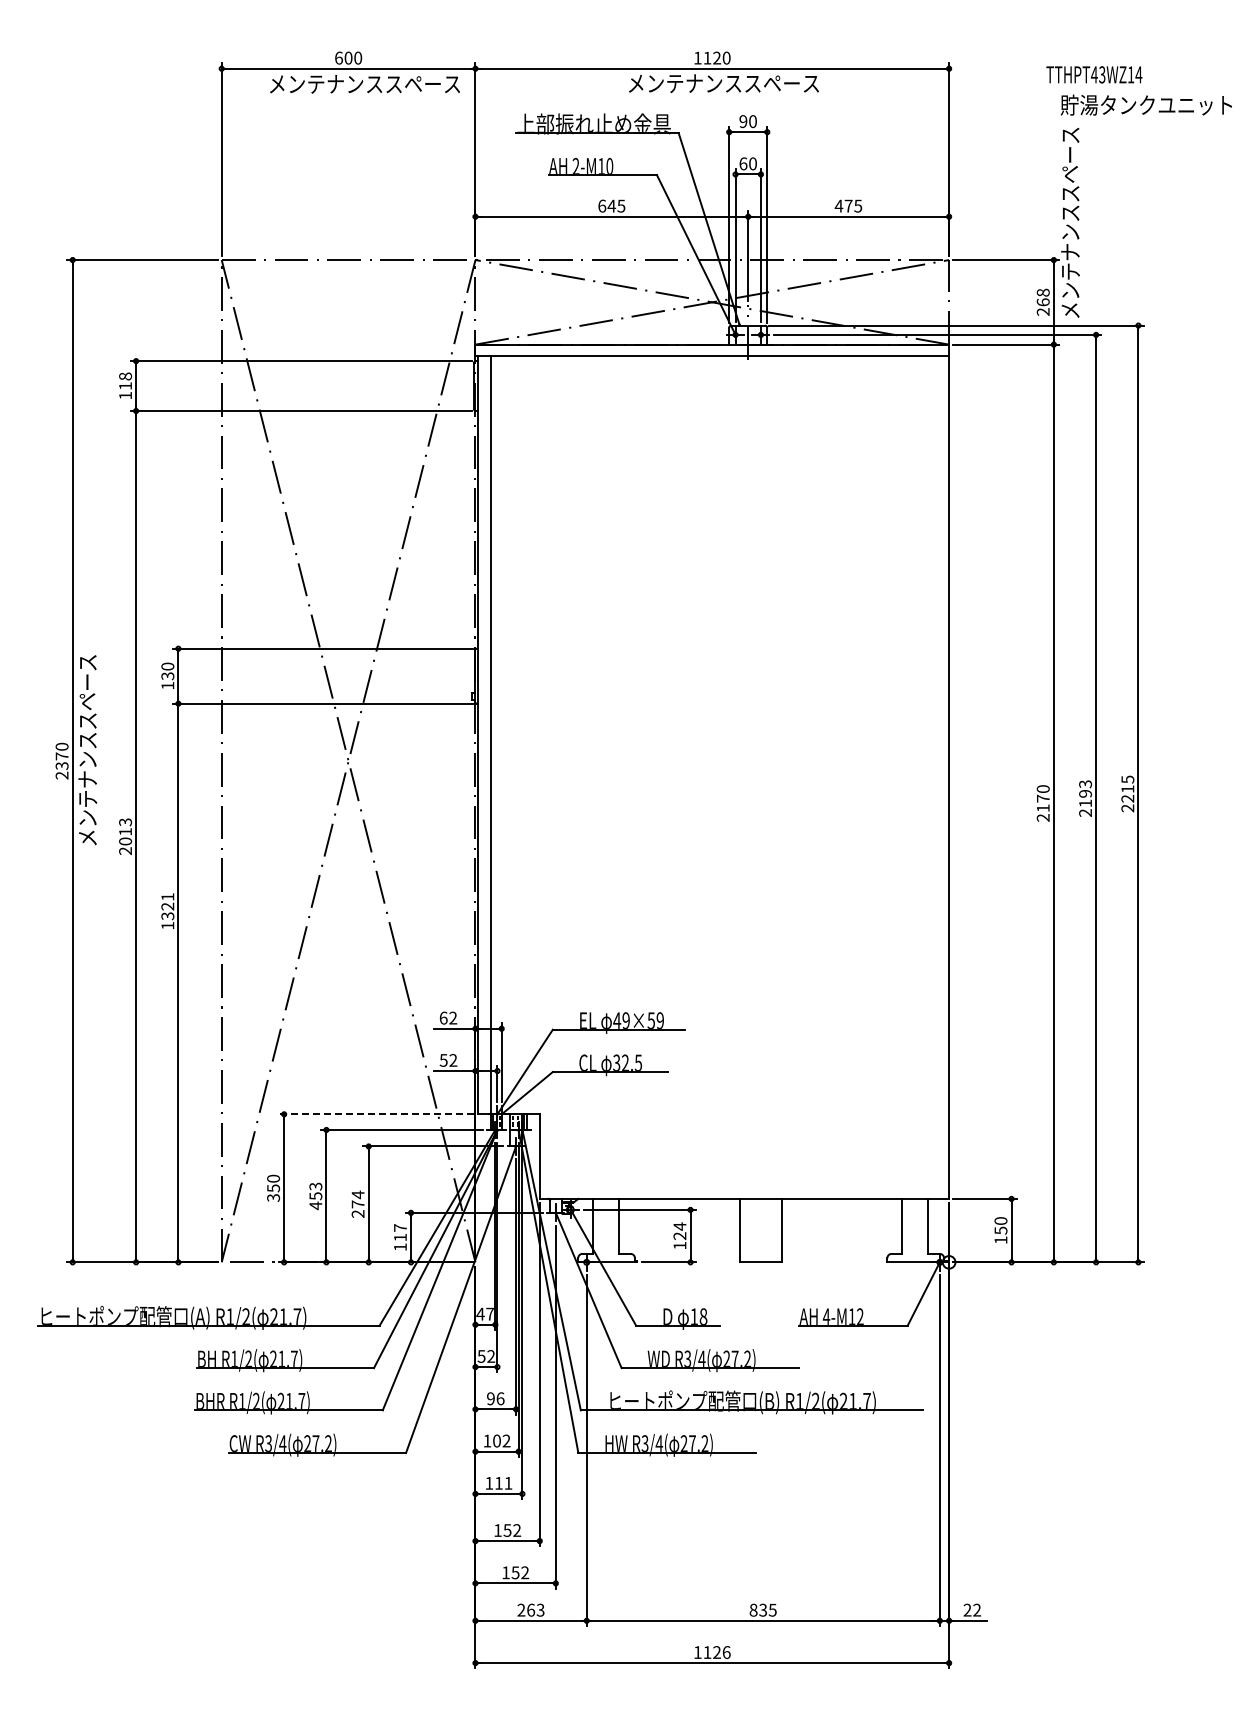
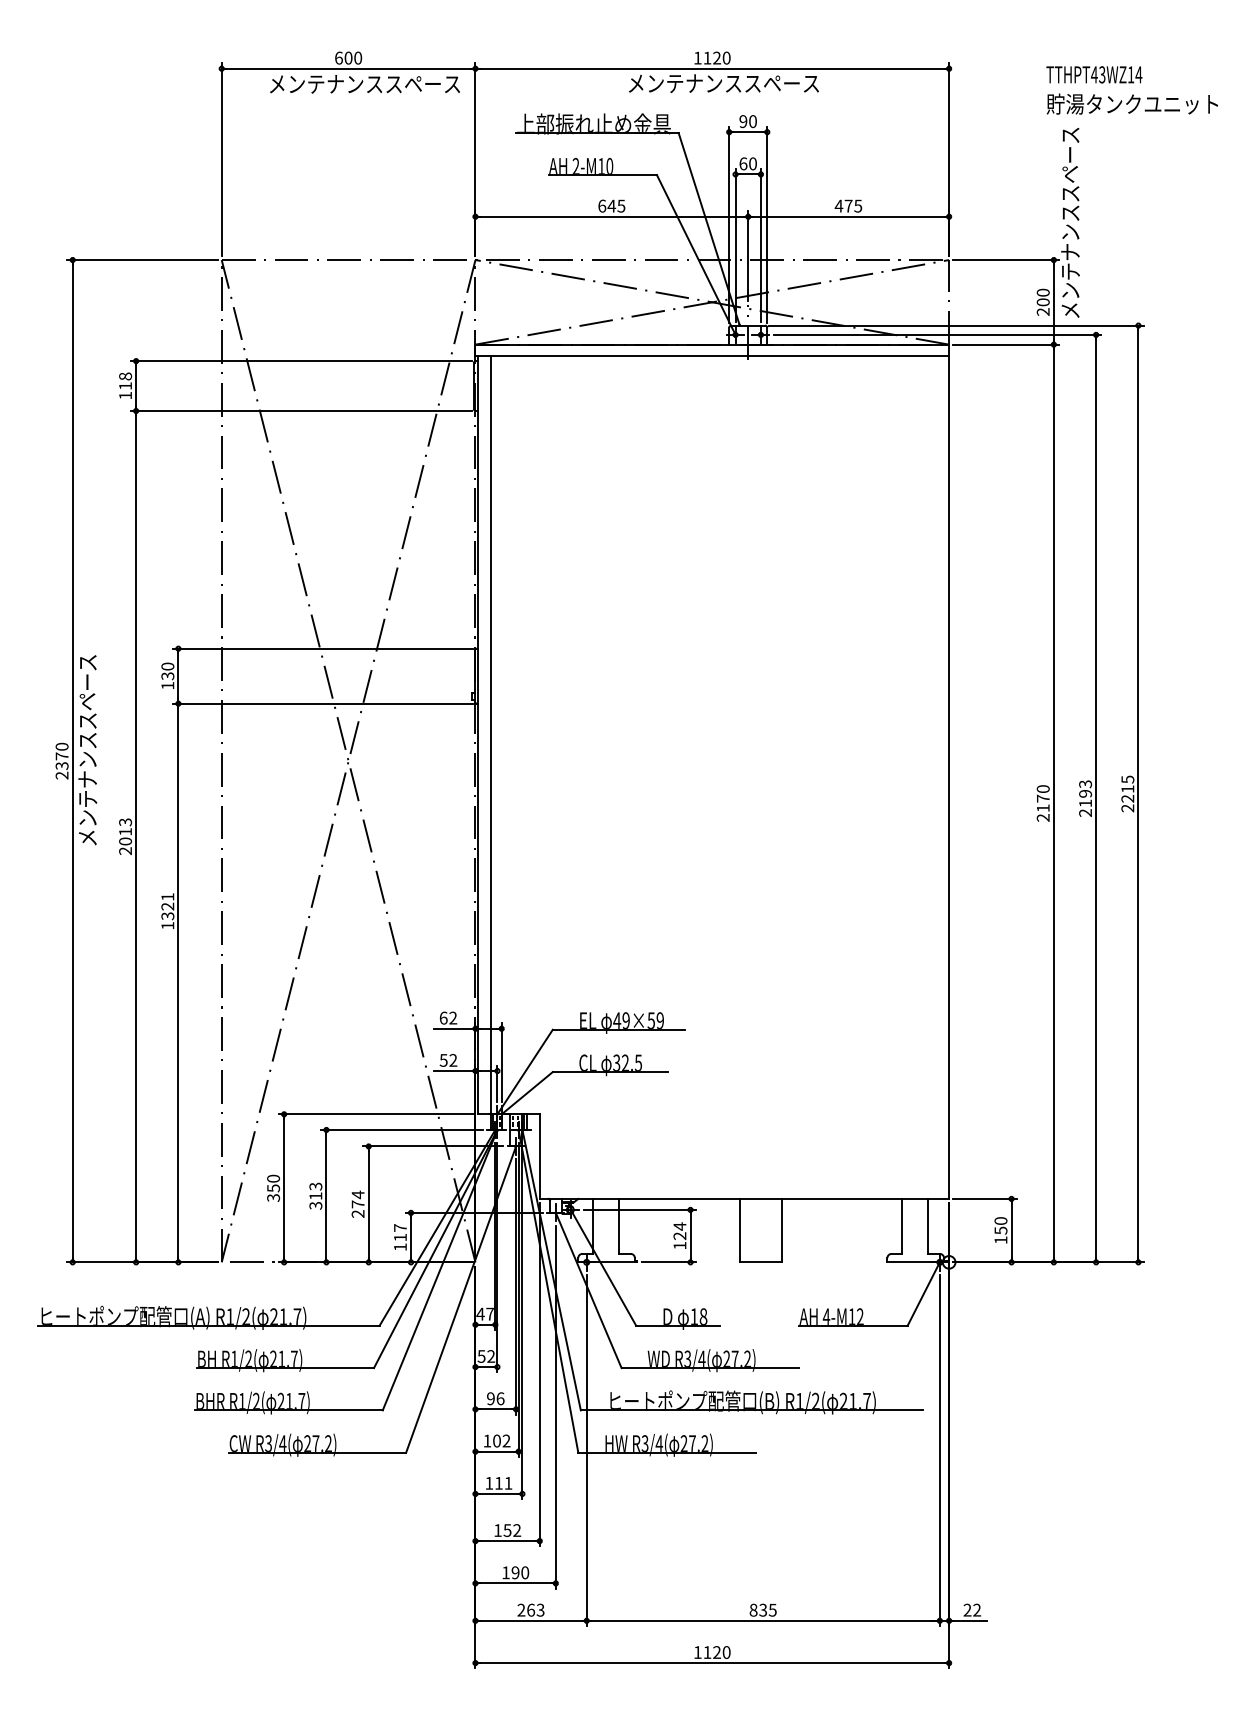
text position: (1145, 104) -> (1131, 103) (1131, 103)
text: 268 -> 200 (1042, 297)
line: dashed -> solid (375, 1114)
text: 453 -> 313 (315, 1201)
text: 152 -> 190 (520, 1572)
text: 1126 -> 1120 (726, 1652)
